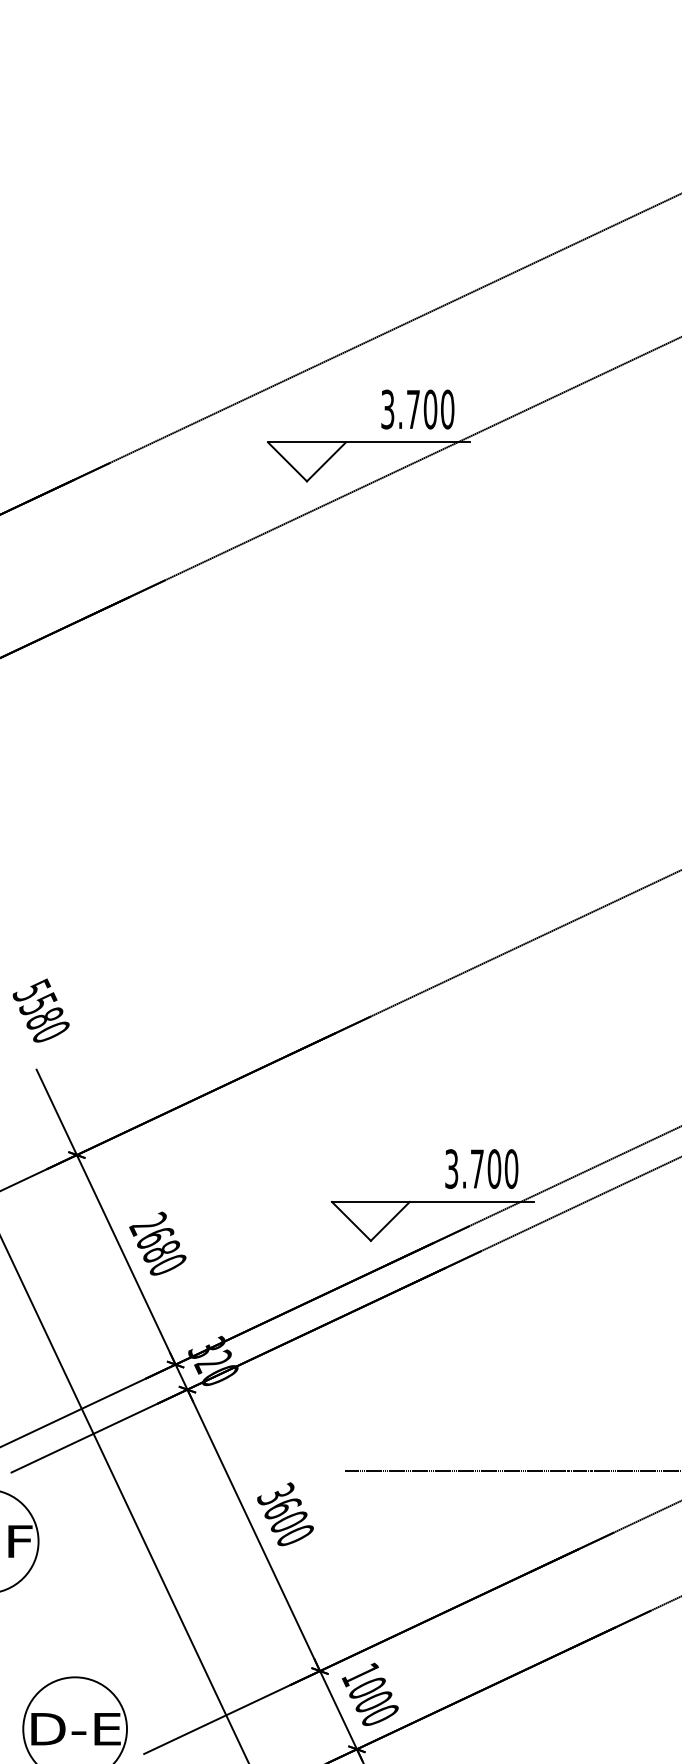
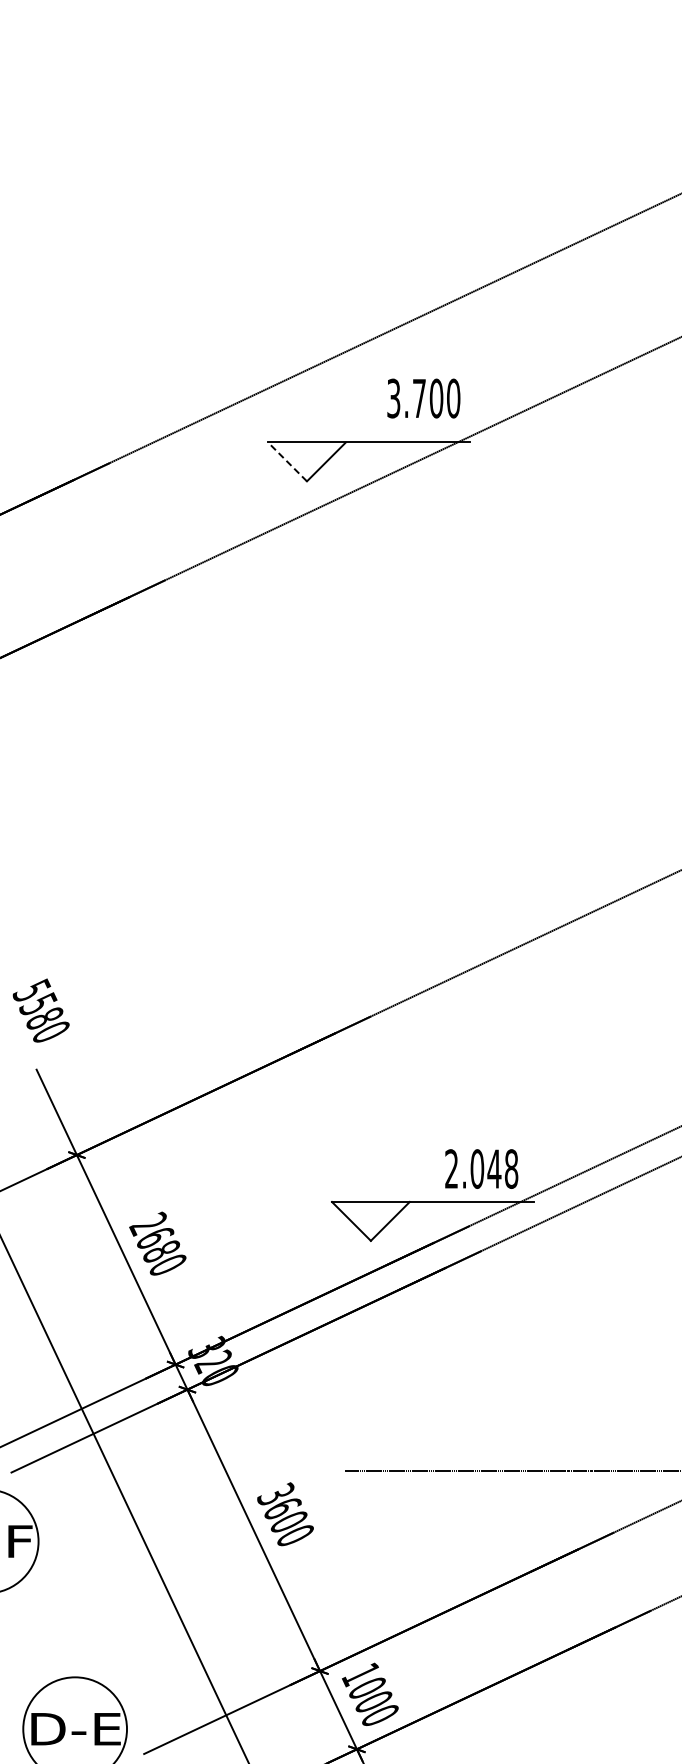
text position: (417, 409) -> (423, 398) (423, 398)
line: solid -> dashed (287, 461)
text: 3.700 -> 2.048 (481, 1168)
